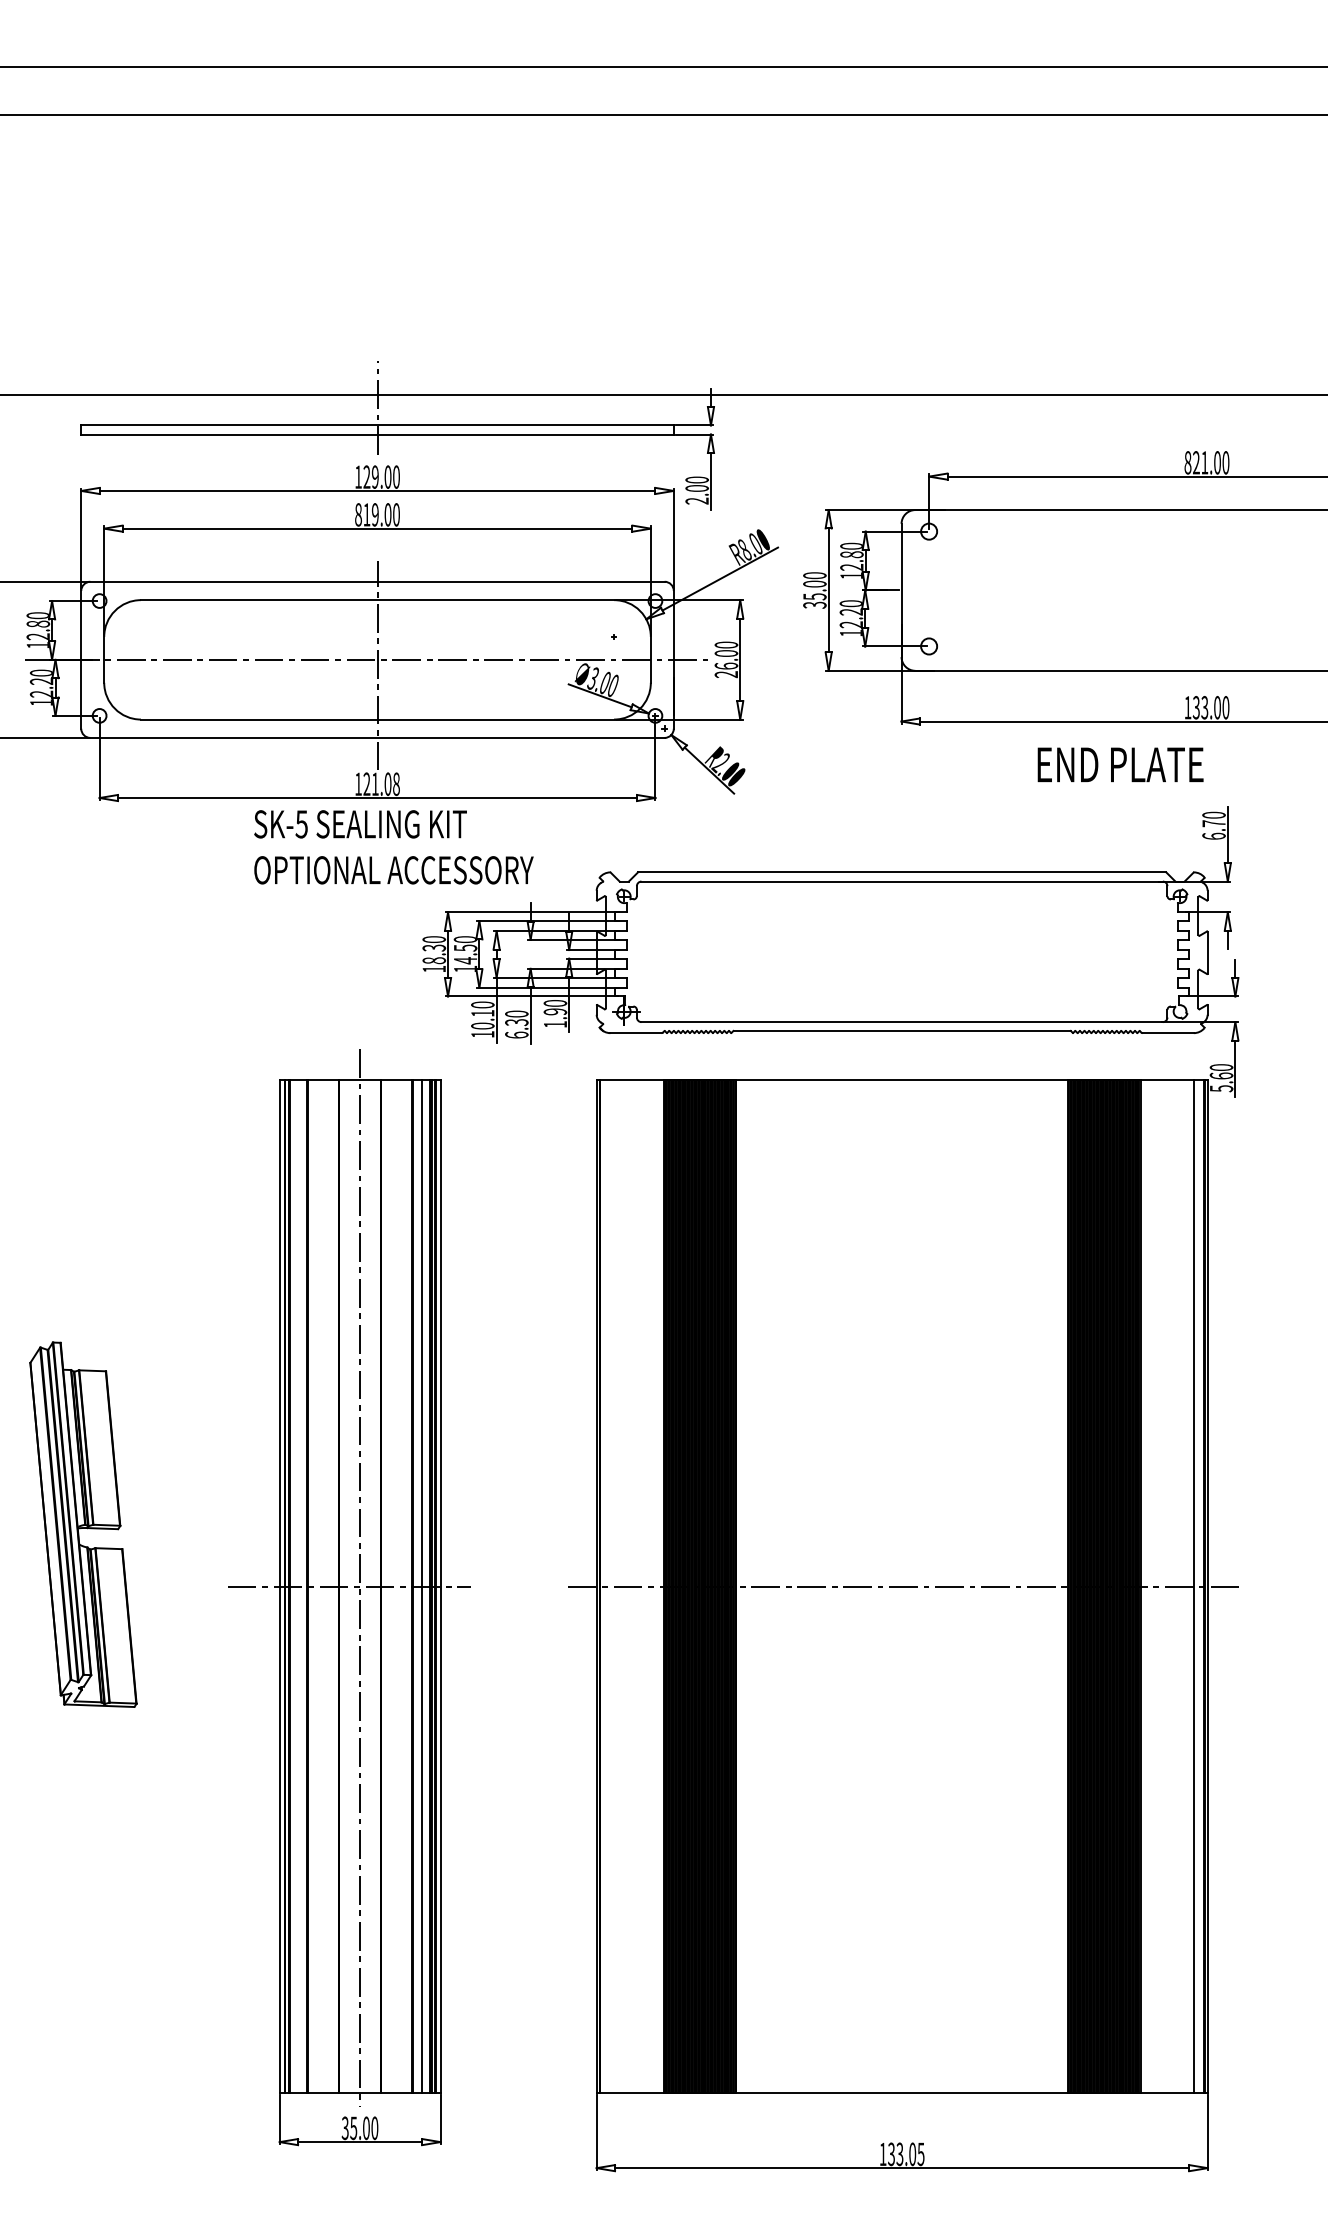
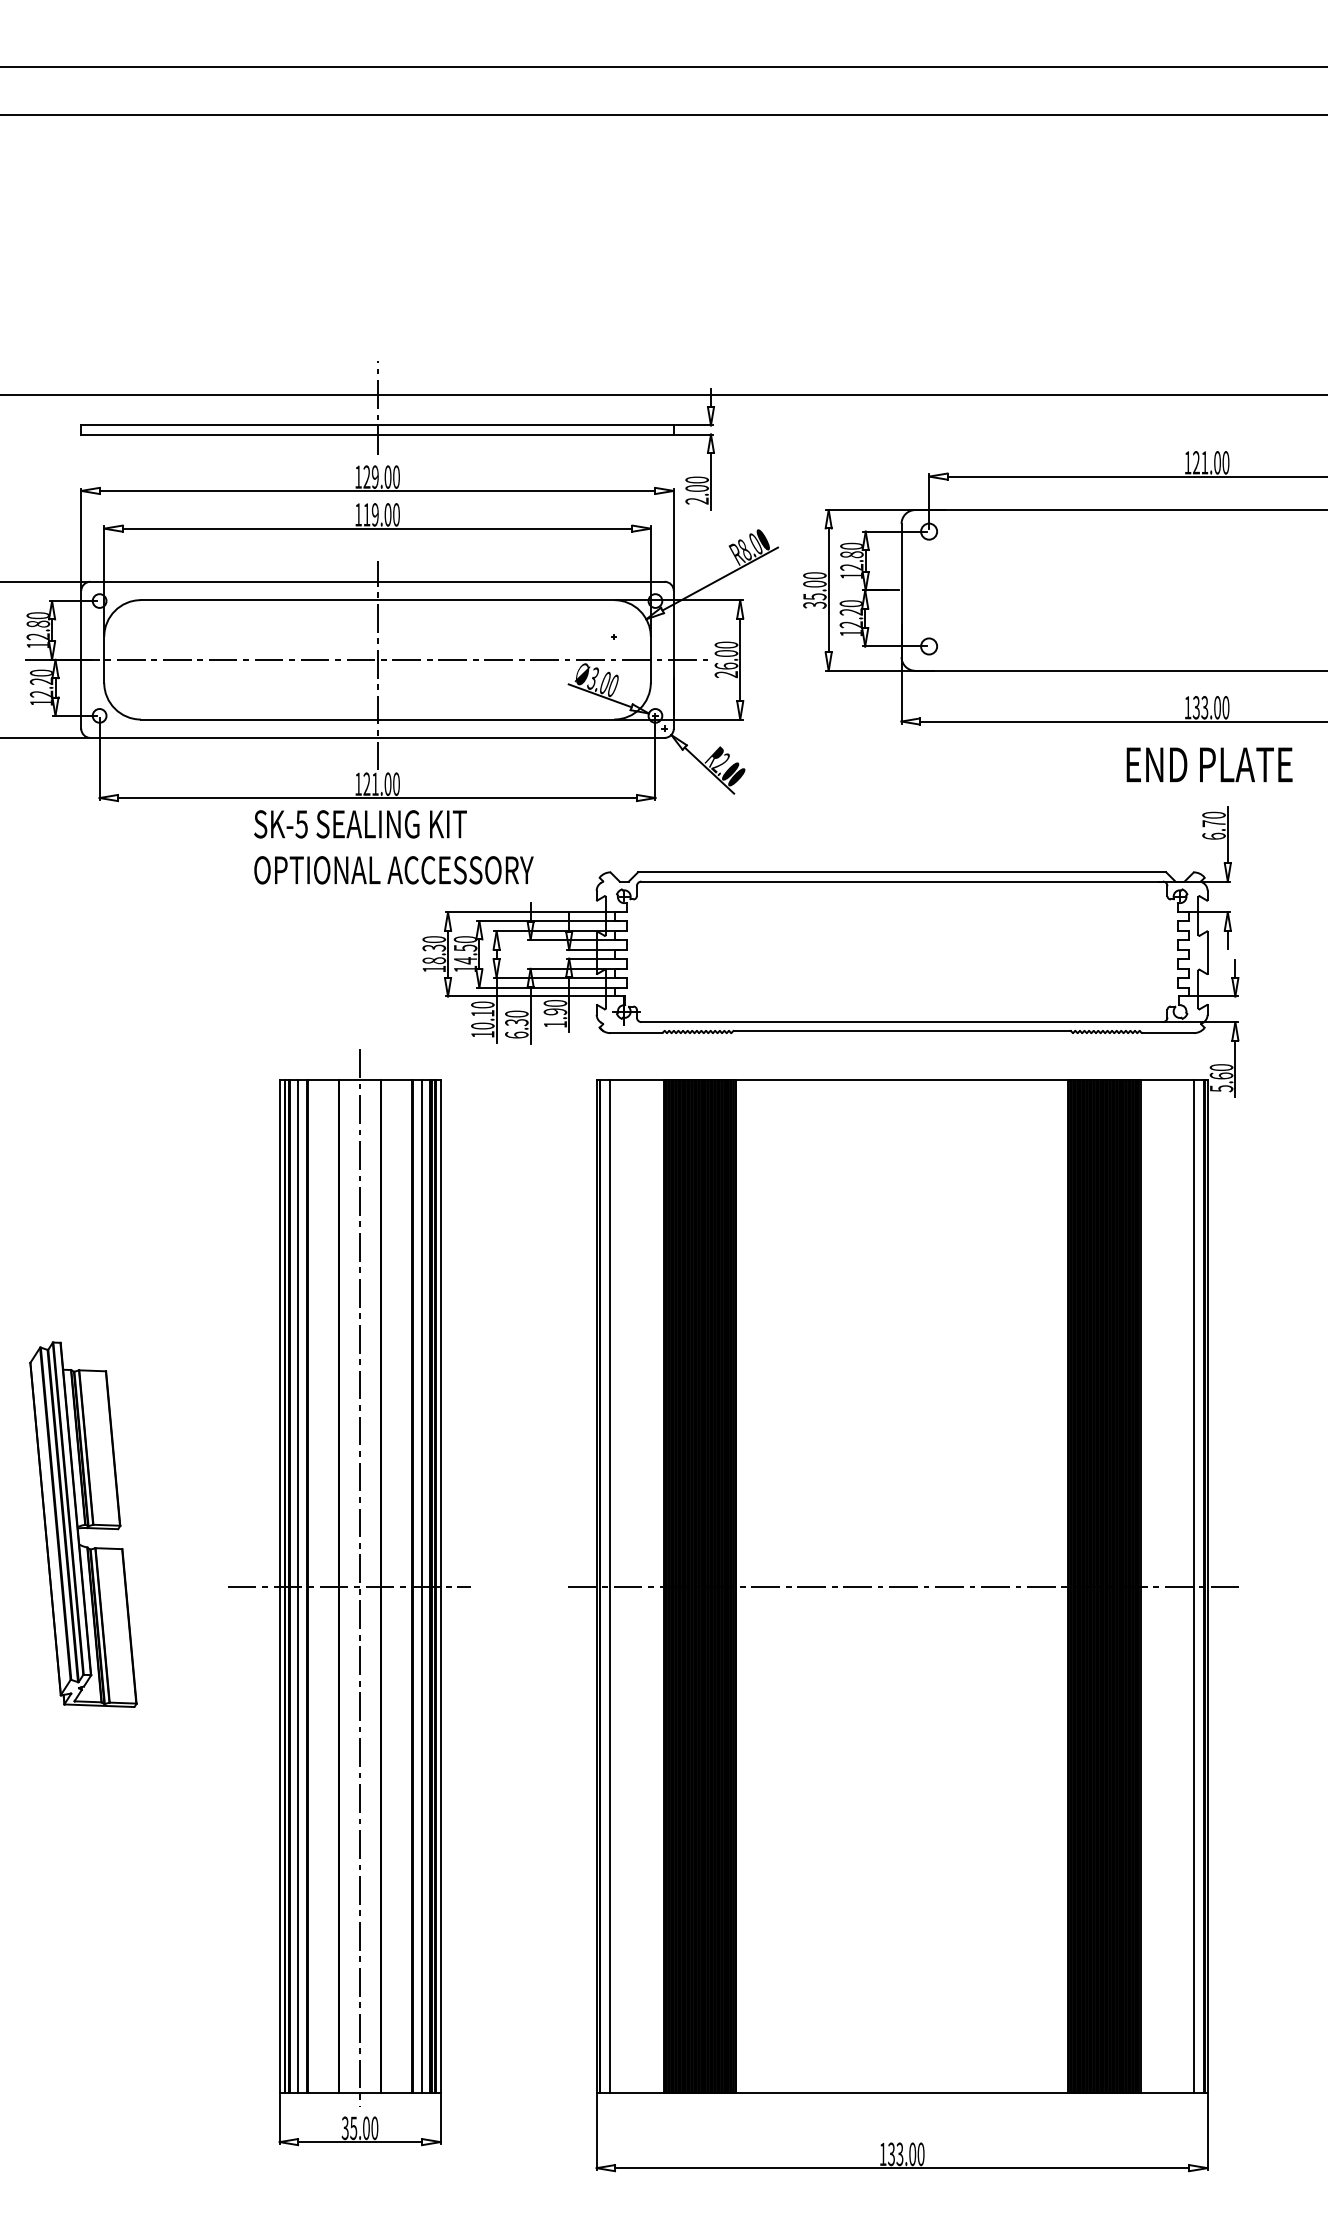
text: 821.00 -> 121.00 (1187, 462)
text: 819.00 -> 119.00 (358, 514)
text position: (1120, 764) -> (1209, 764) (1209, 764)
text: 121.08 -> 121.00 (396, 784)
line: none -> present (298, 1586)
line: none -> present (610, 1586)
text: 133.05 -> 133.00 (920, 2153)
